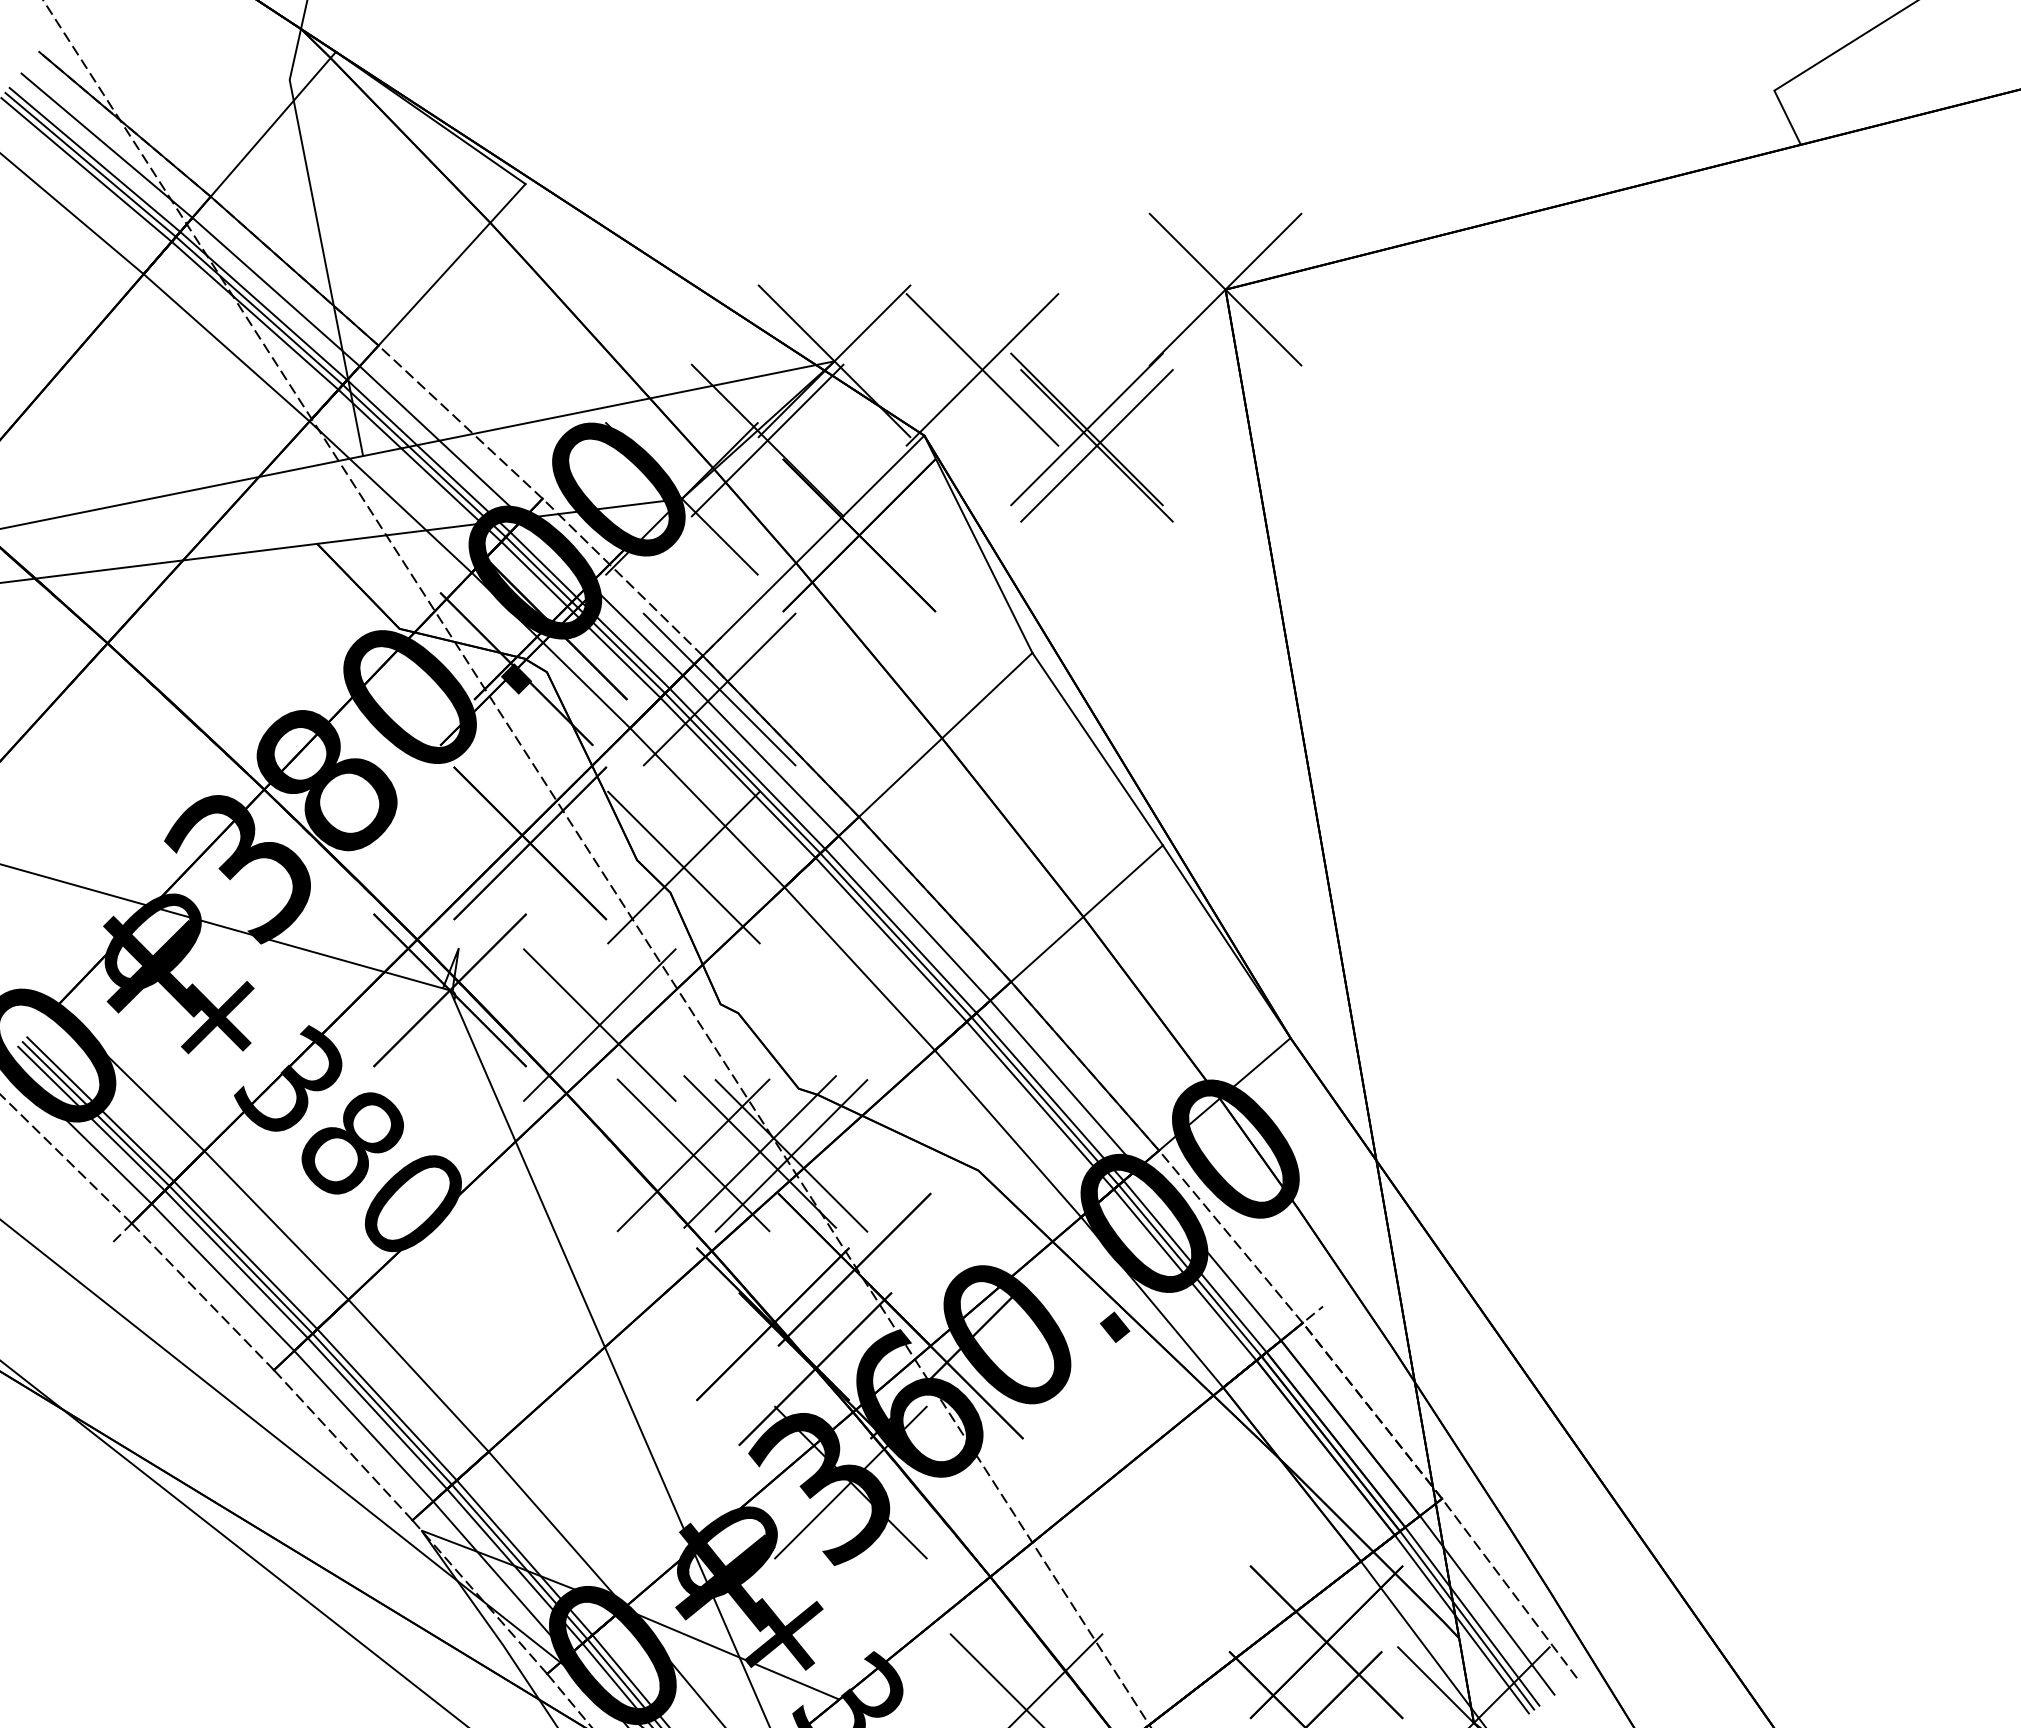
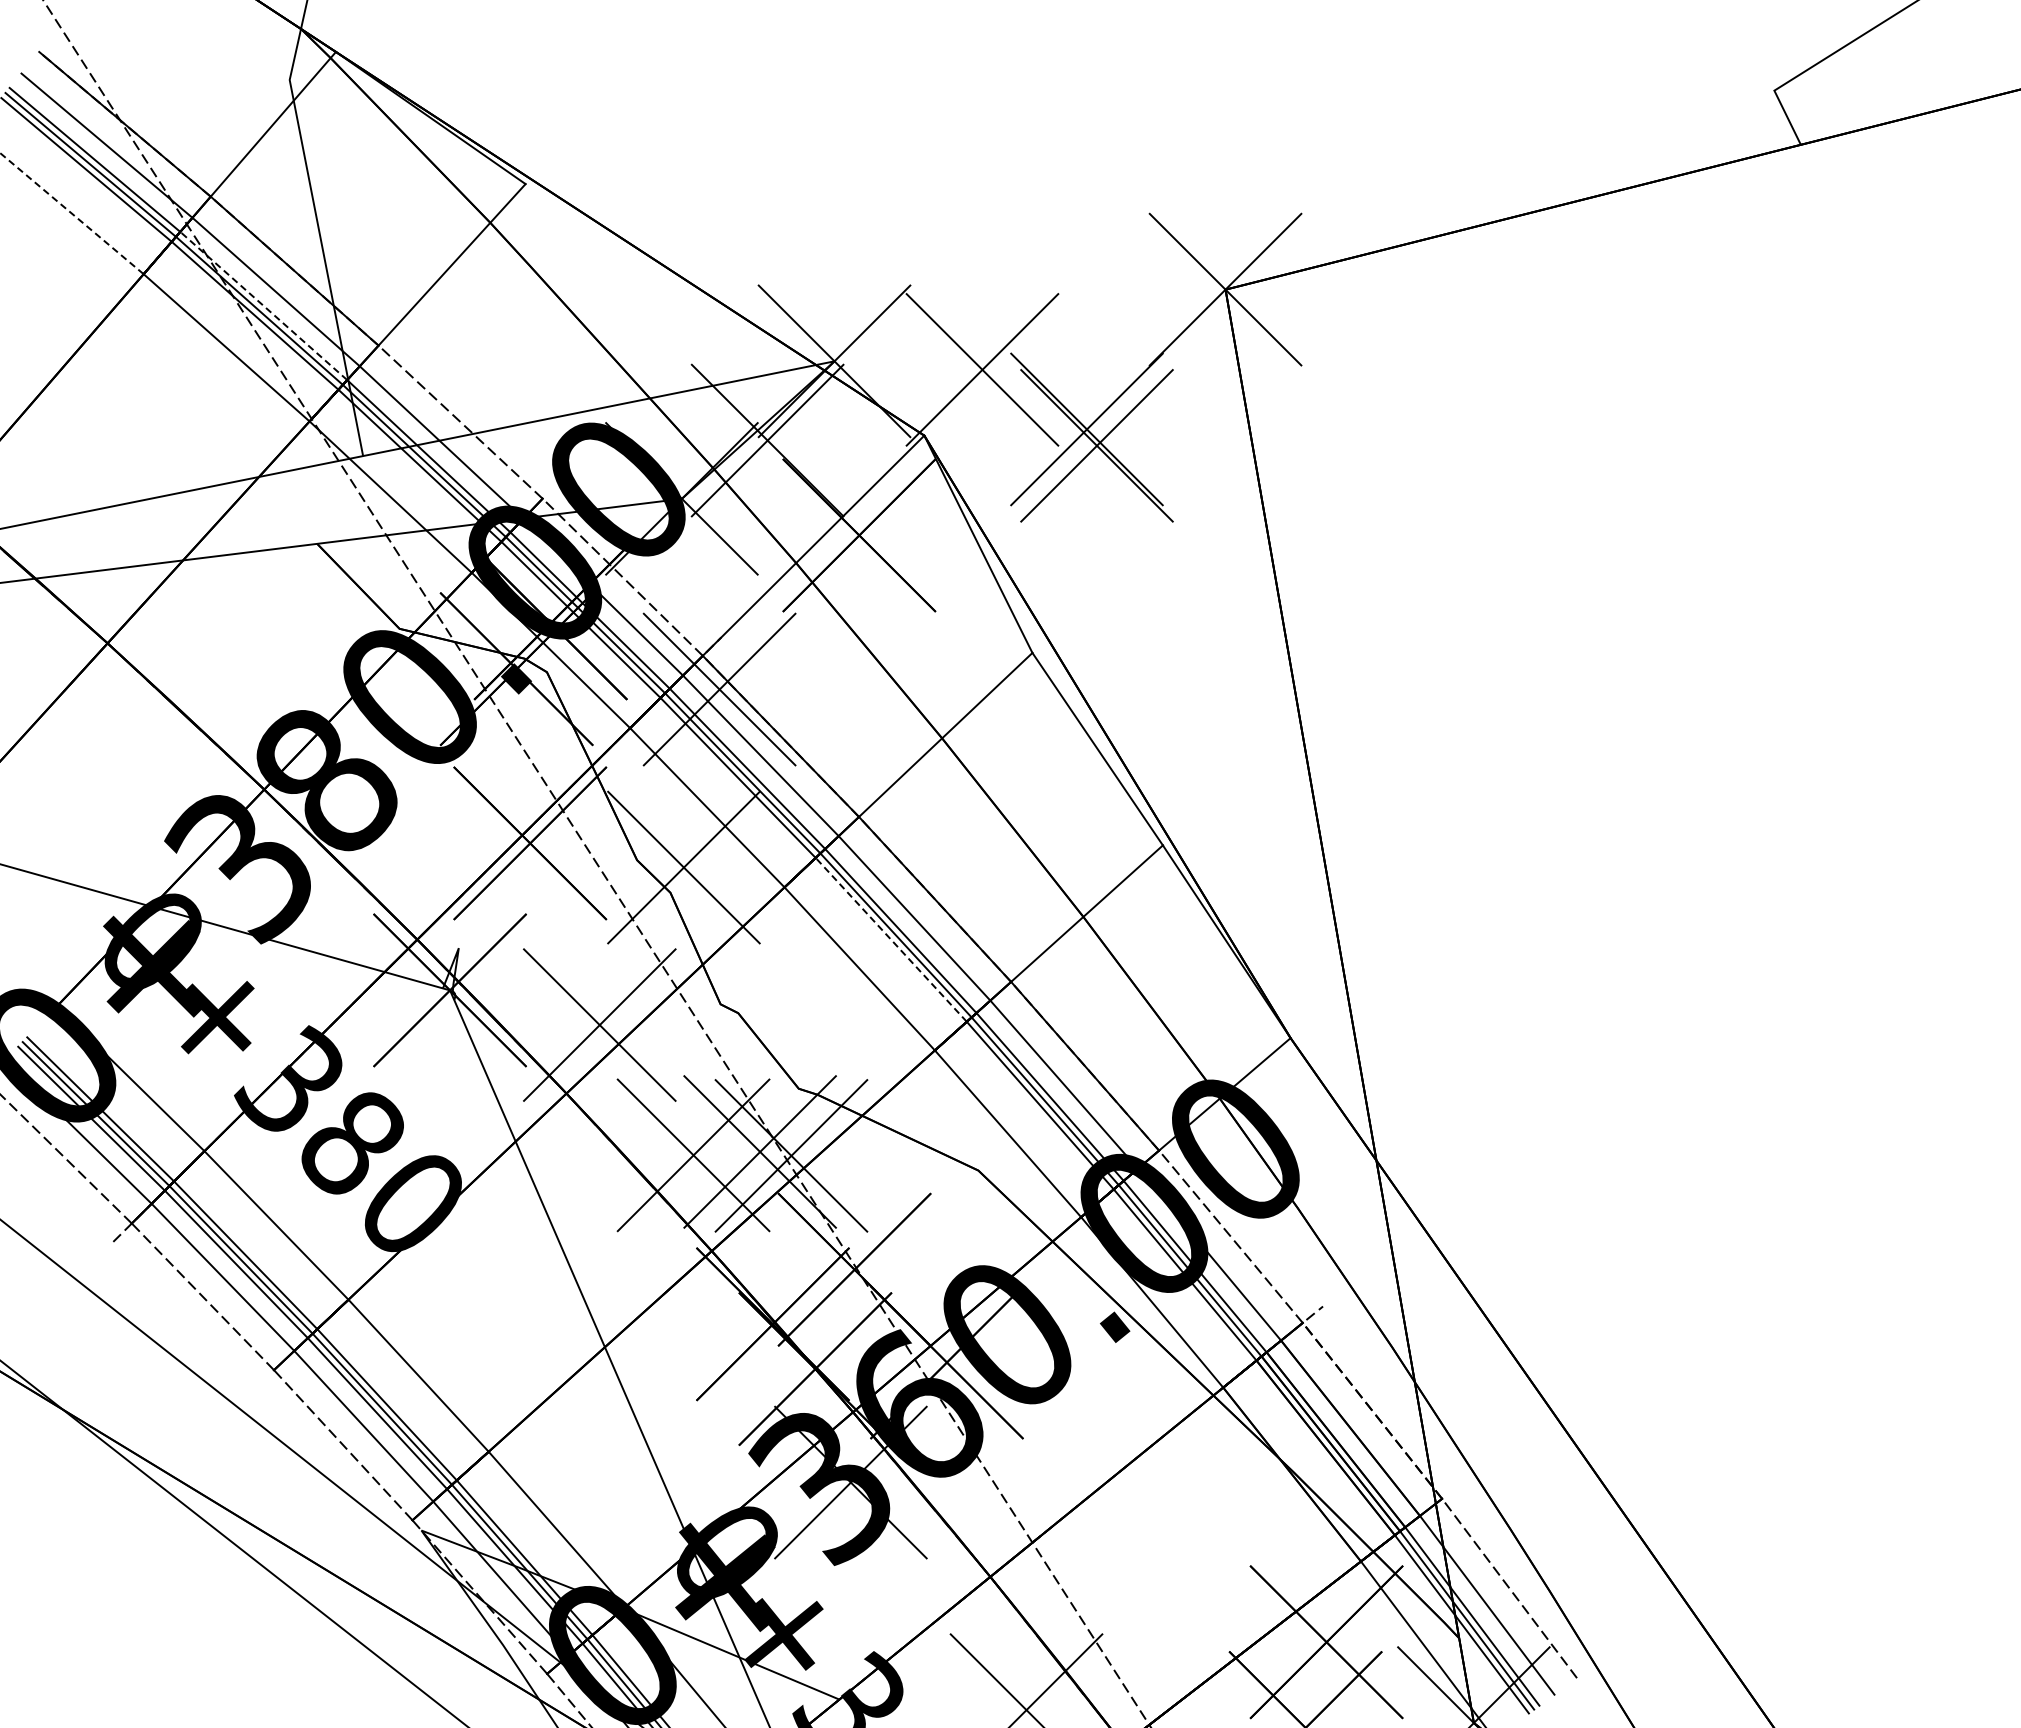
line: solid -> dashed (71, 213)
line: solid -> dashed (263, 305)
line: solid -> dashed (890, 939)
